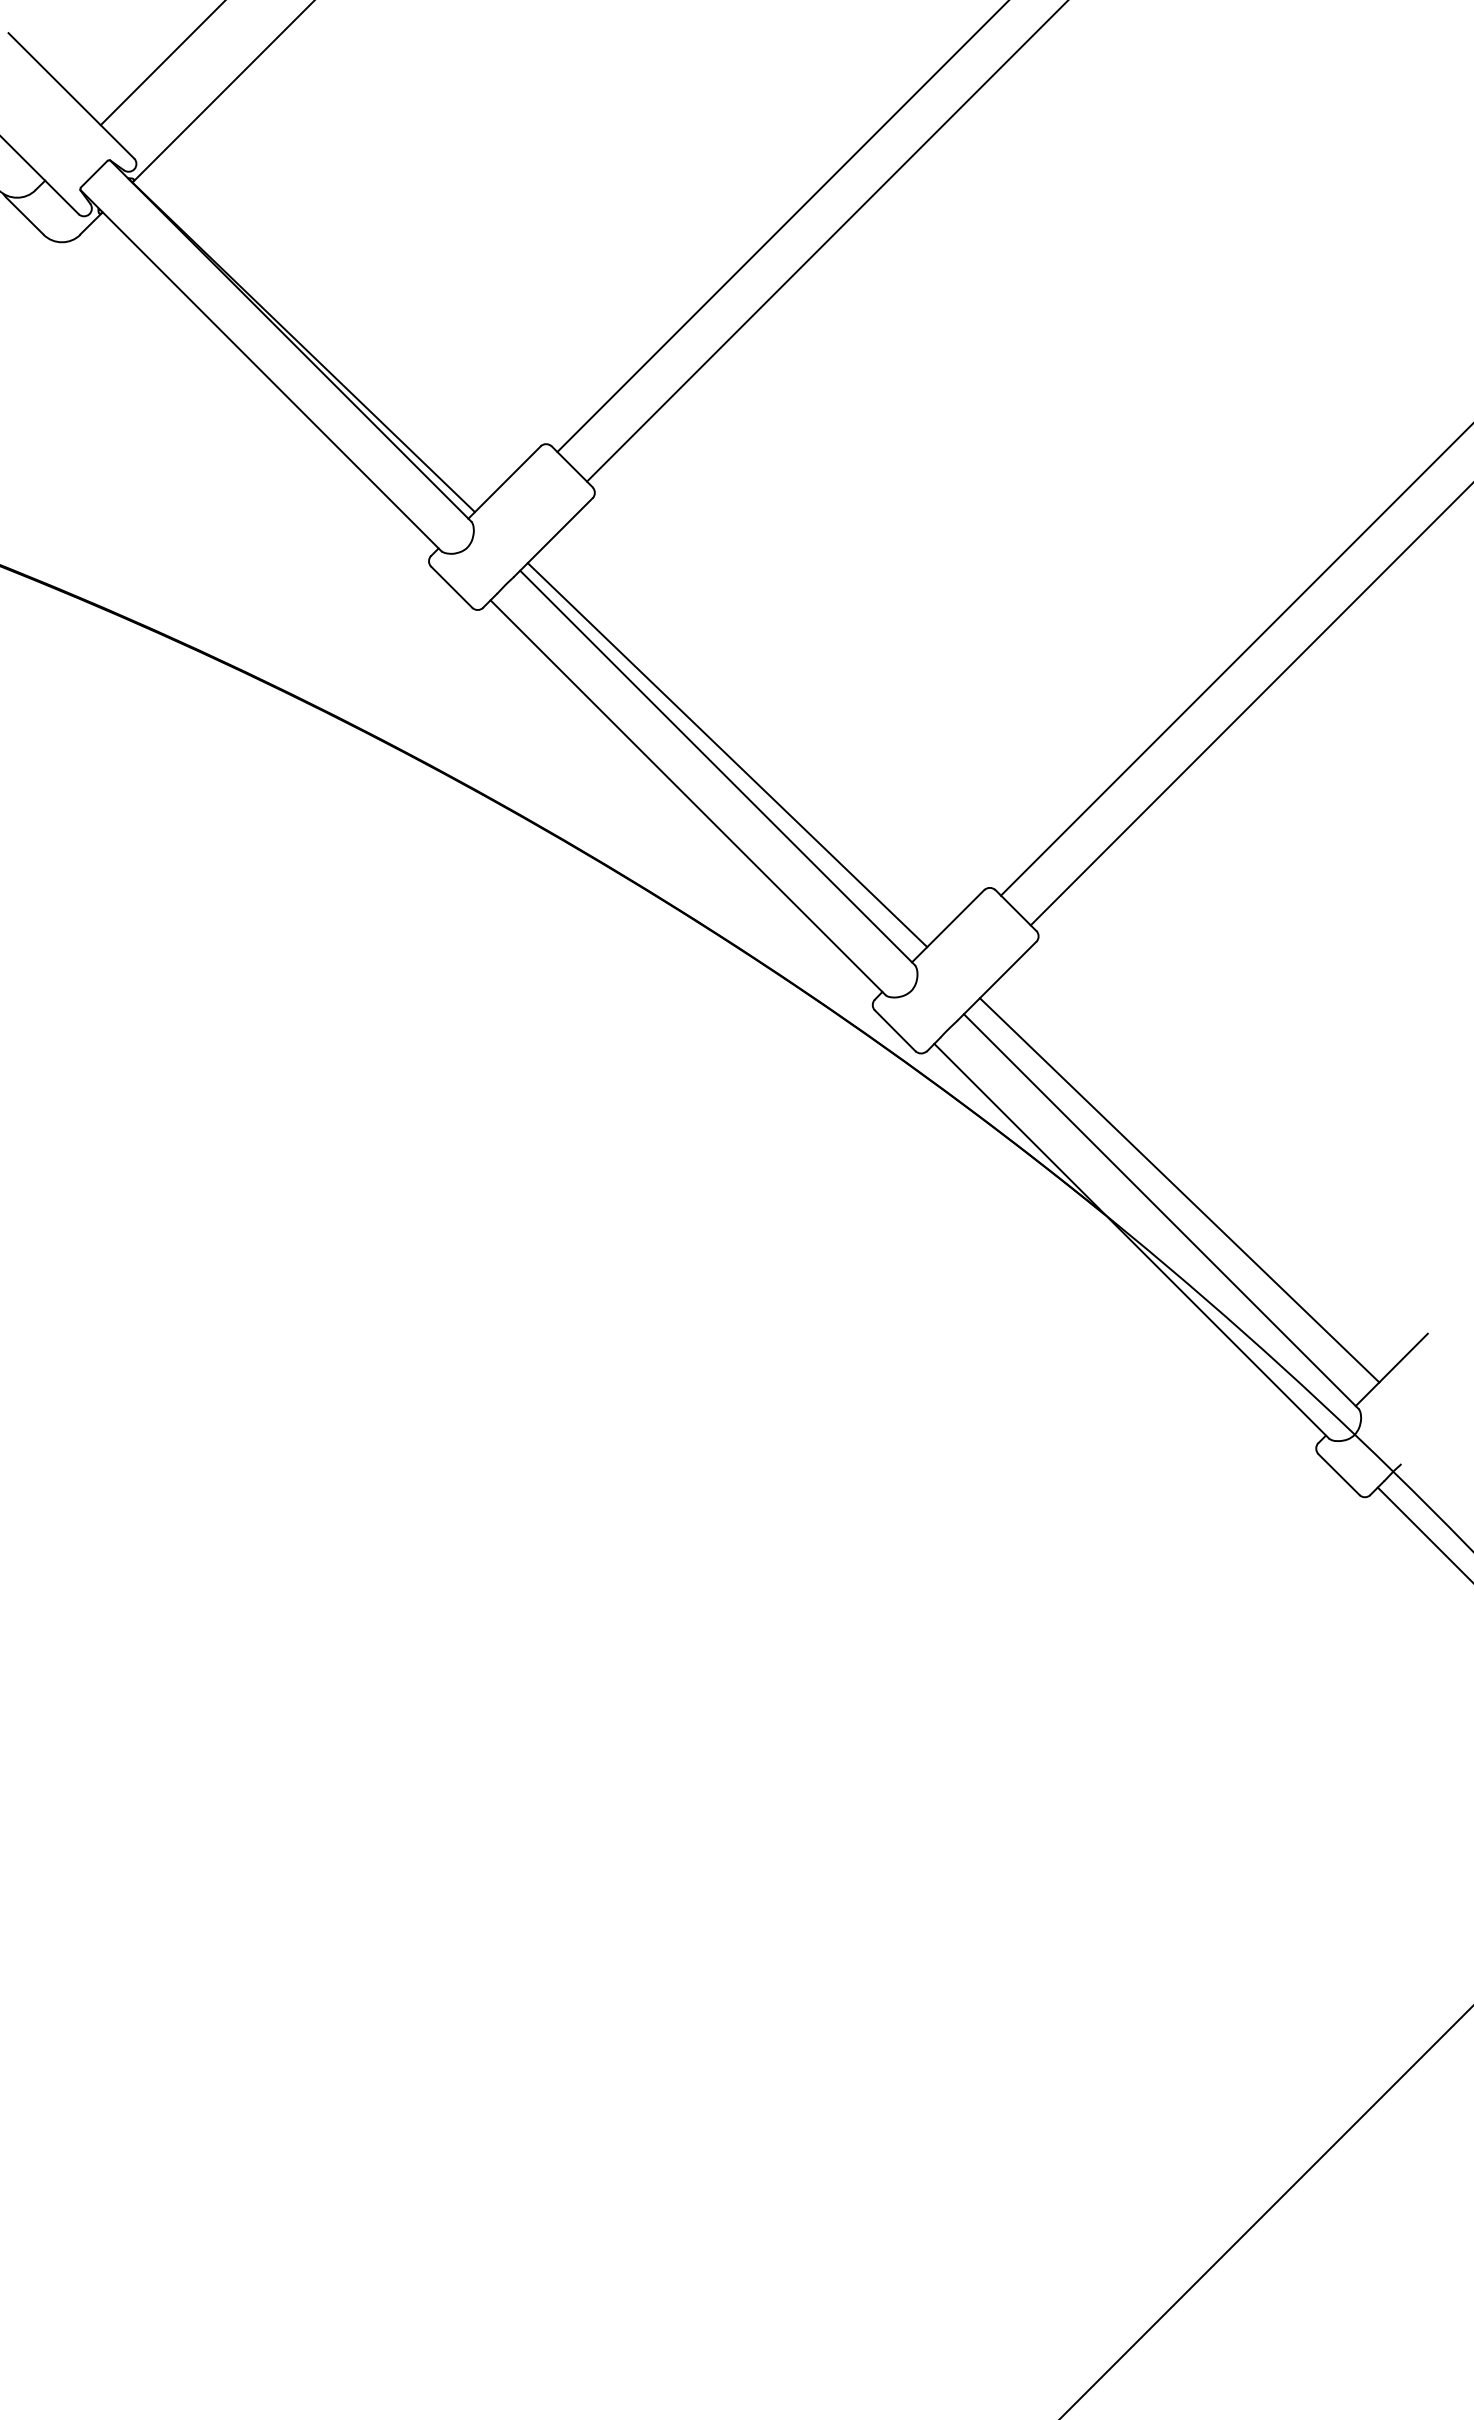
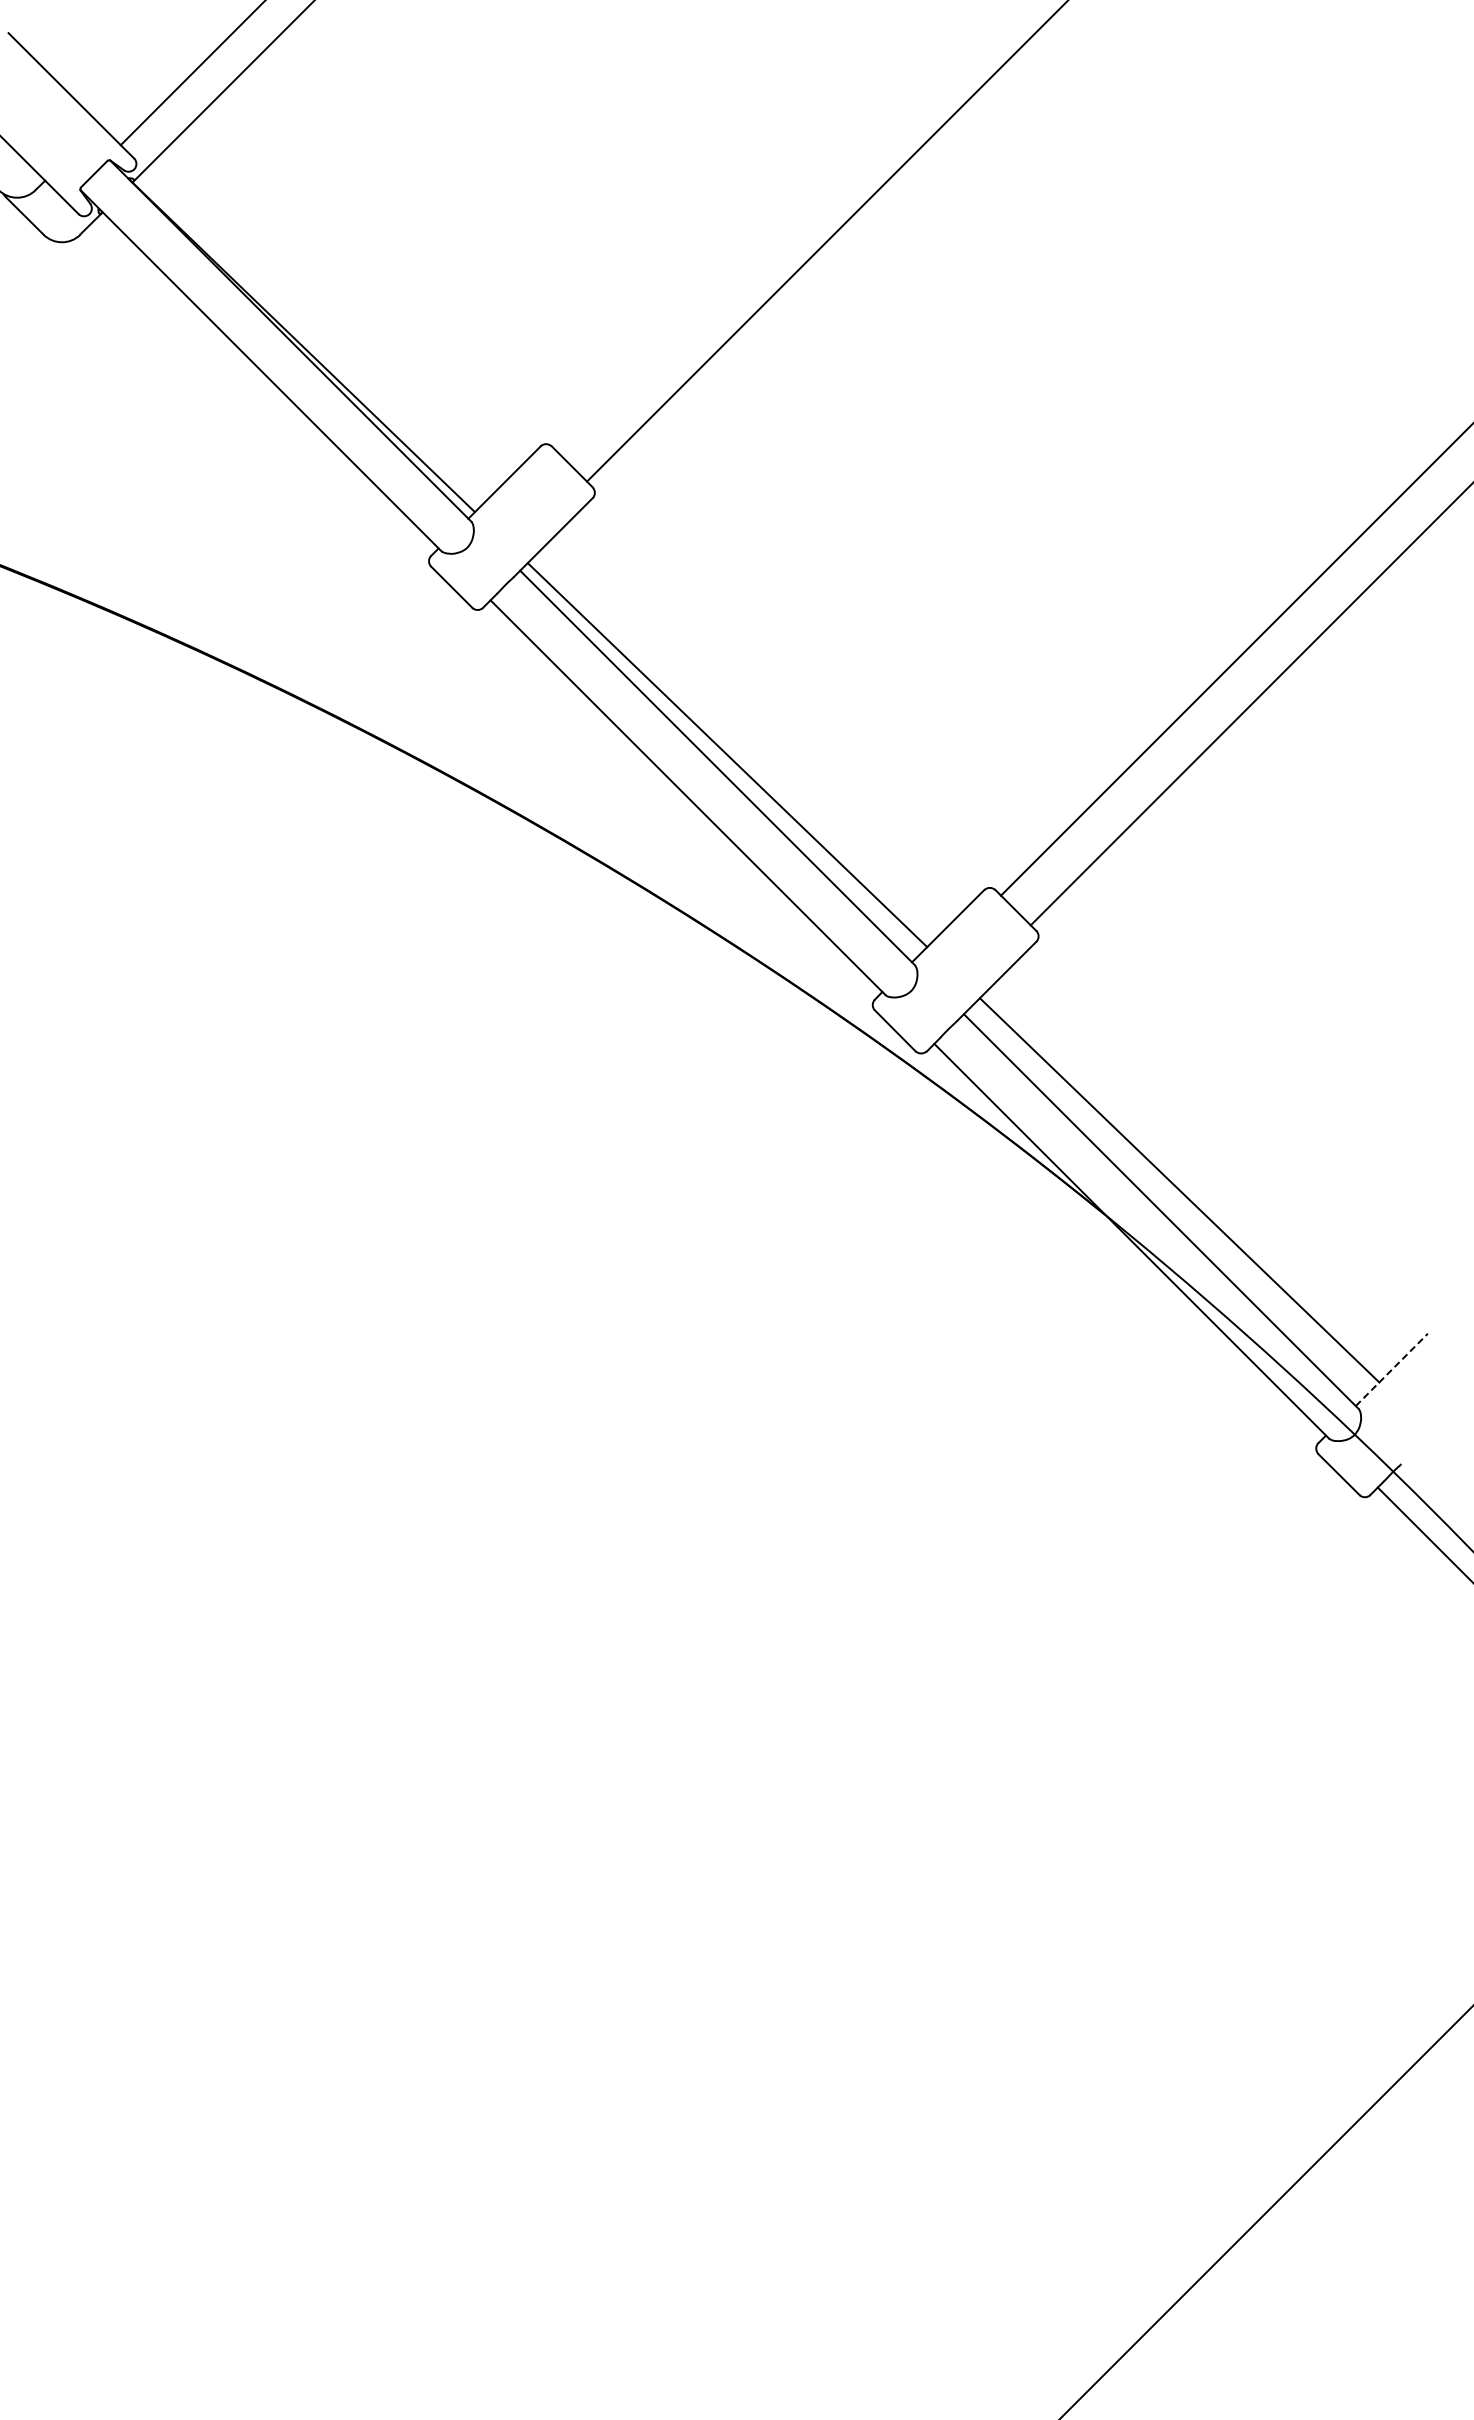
line position: (161, 63) -> (191, 73) (191, 73)
line: present -> none (782, 226)
line: solid -> dashed (1392, 1369)
